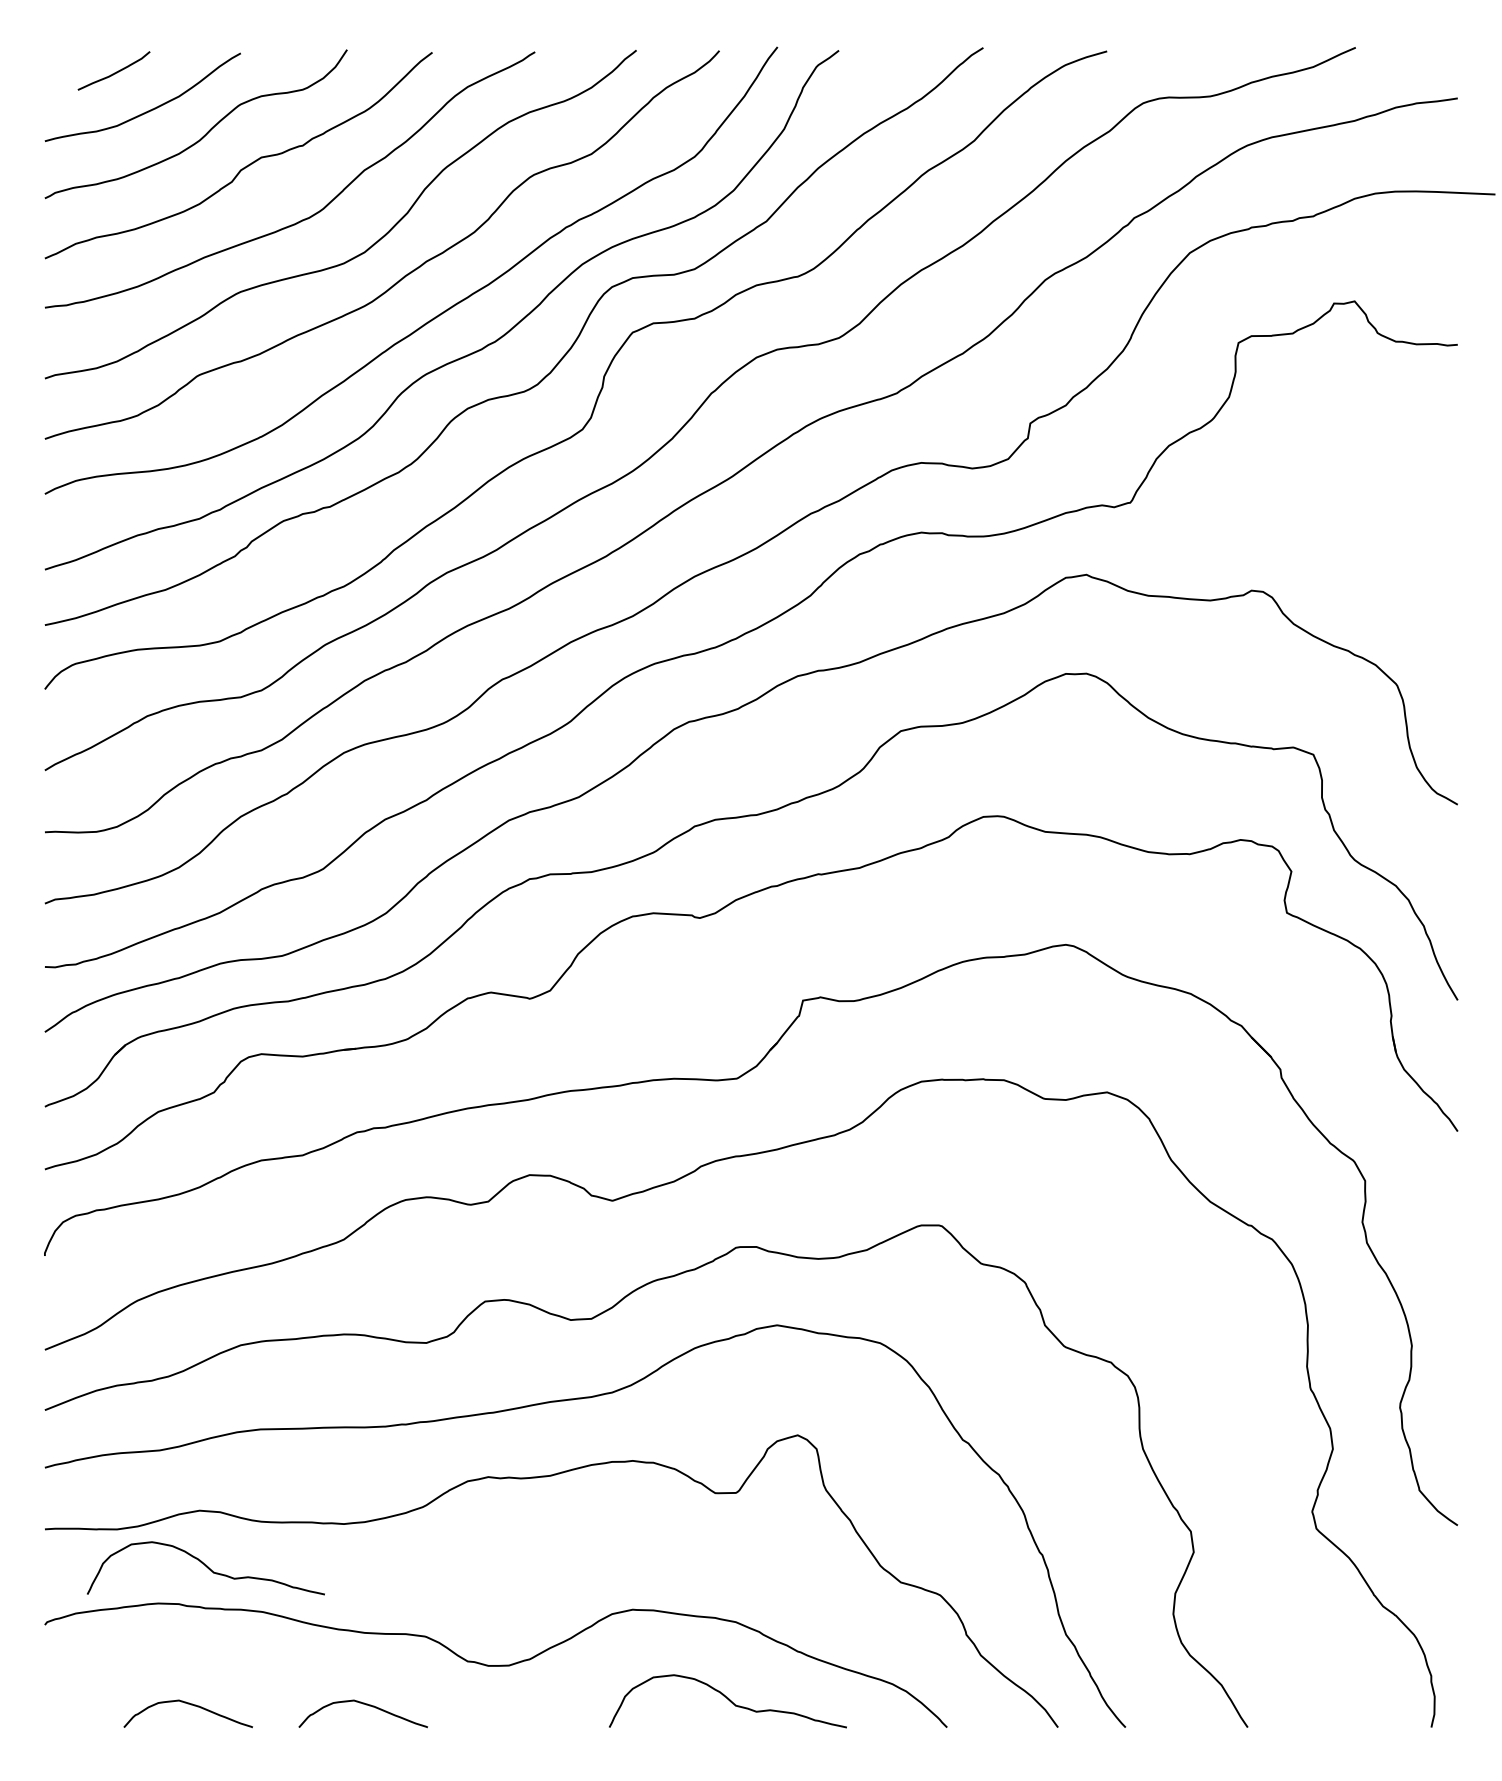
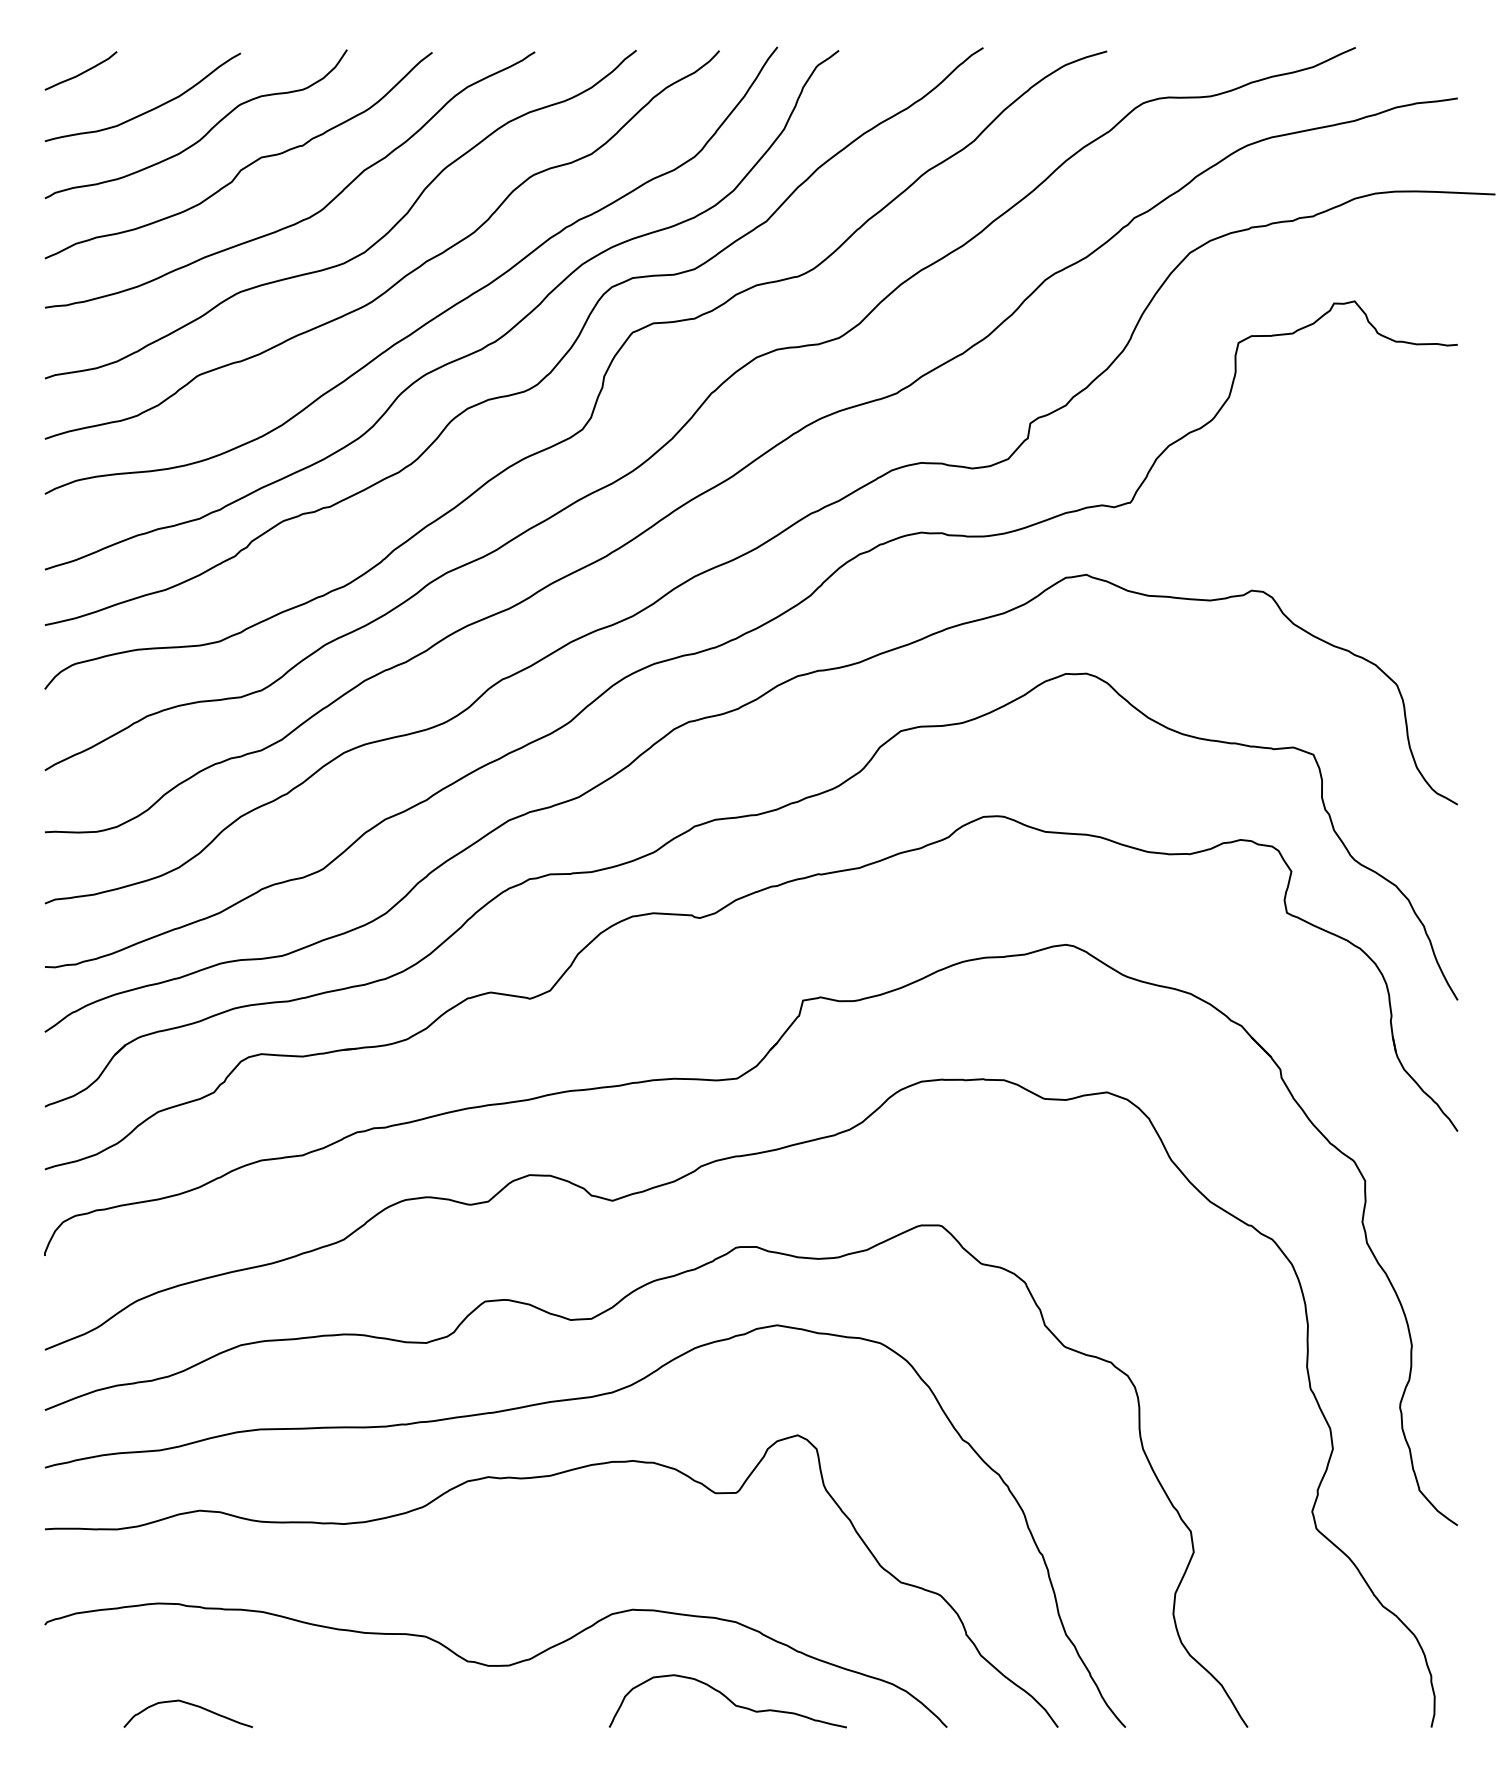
curve position: (114, 72) -> (81, 72) (81, 72)
curve: present -> none (206, 1567)
curve: present -> none (366, 1705)
